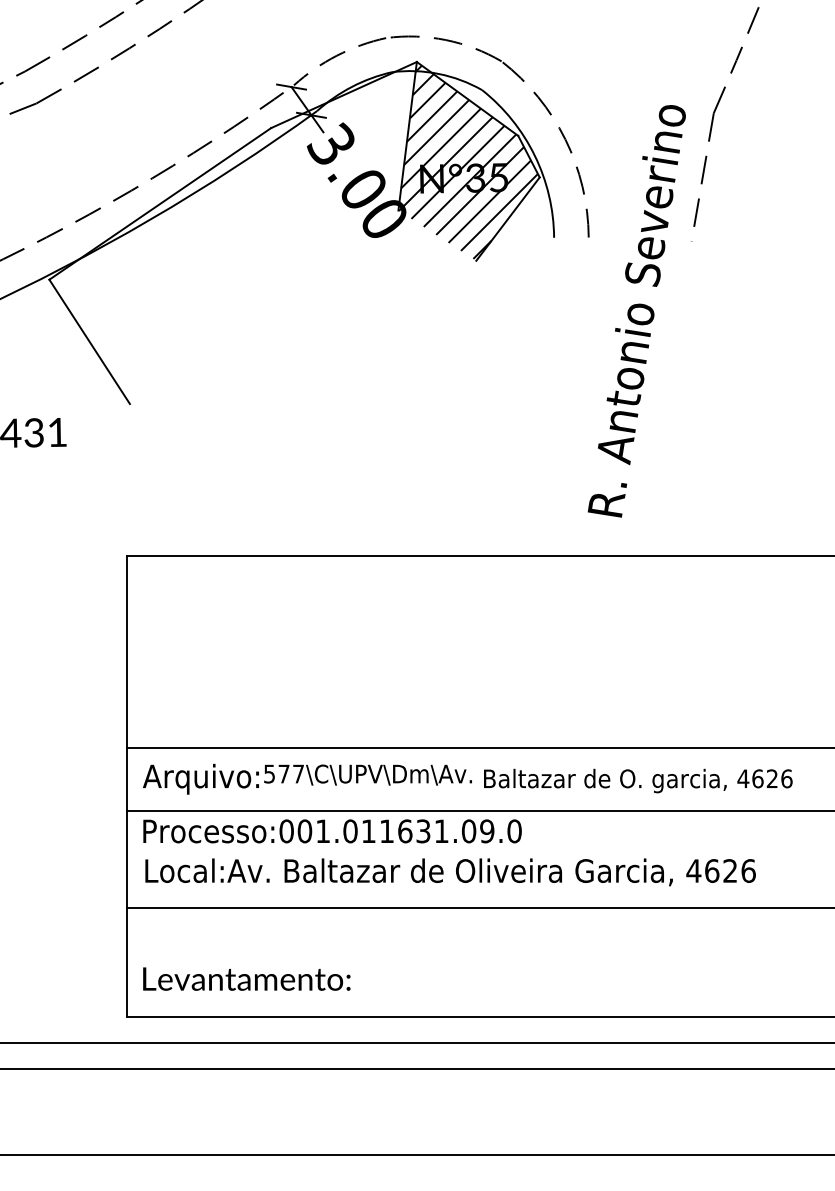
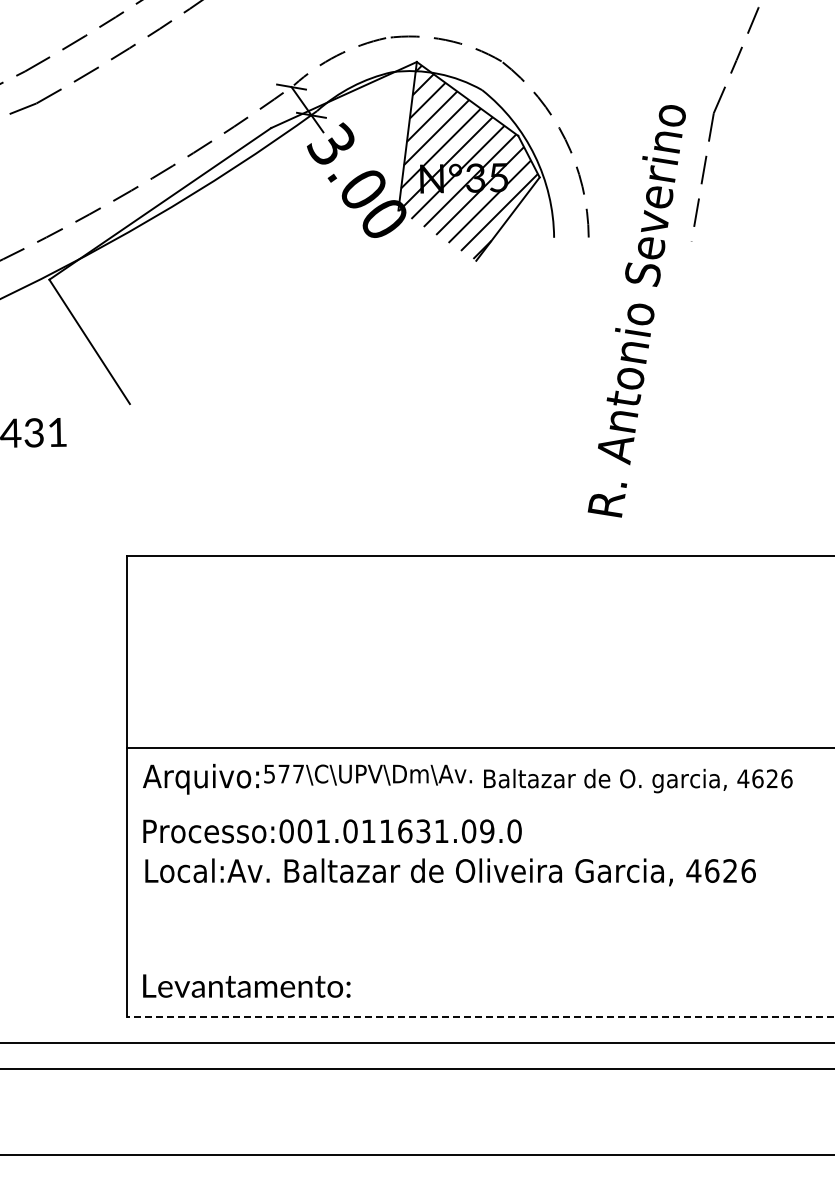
line: present -> none (478, 810)
line: present -> none (478, 907)
text position: (246, 978) -> (246, 985) (246, 985)
line: solid -> dashed (480, 1016)
